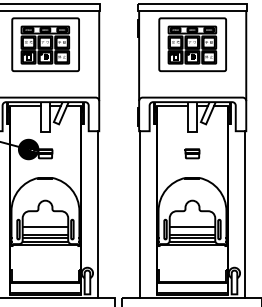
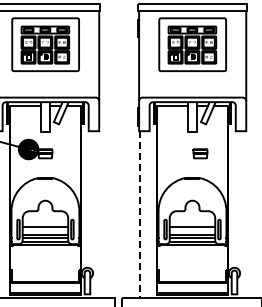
part position: (192, 153) -> (200, 153) (200, 153)
line: present -> none (97, 214)
line: present -> none (244, 214)
line: solid -> dashed (139, 215)
